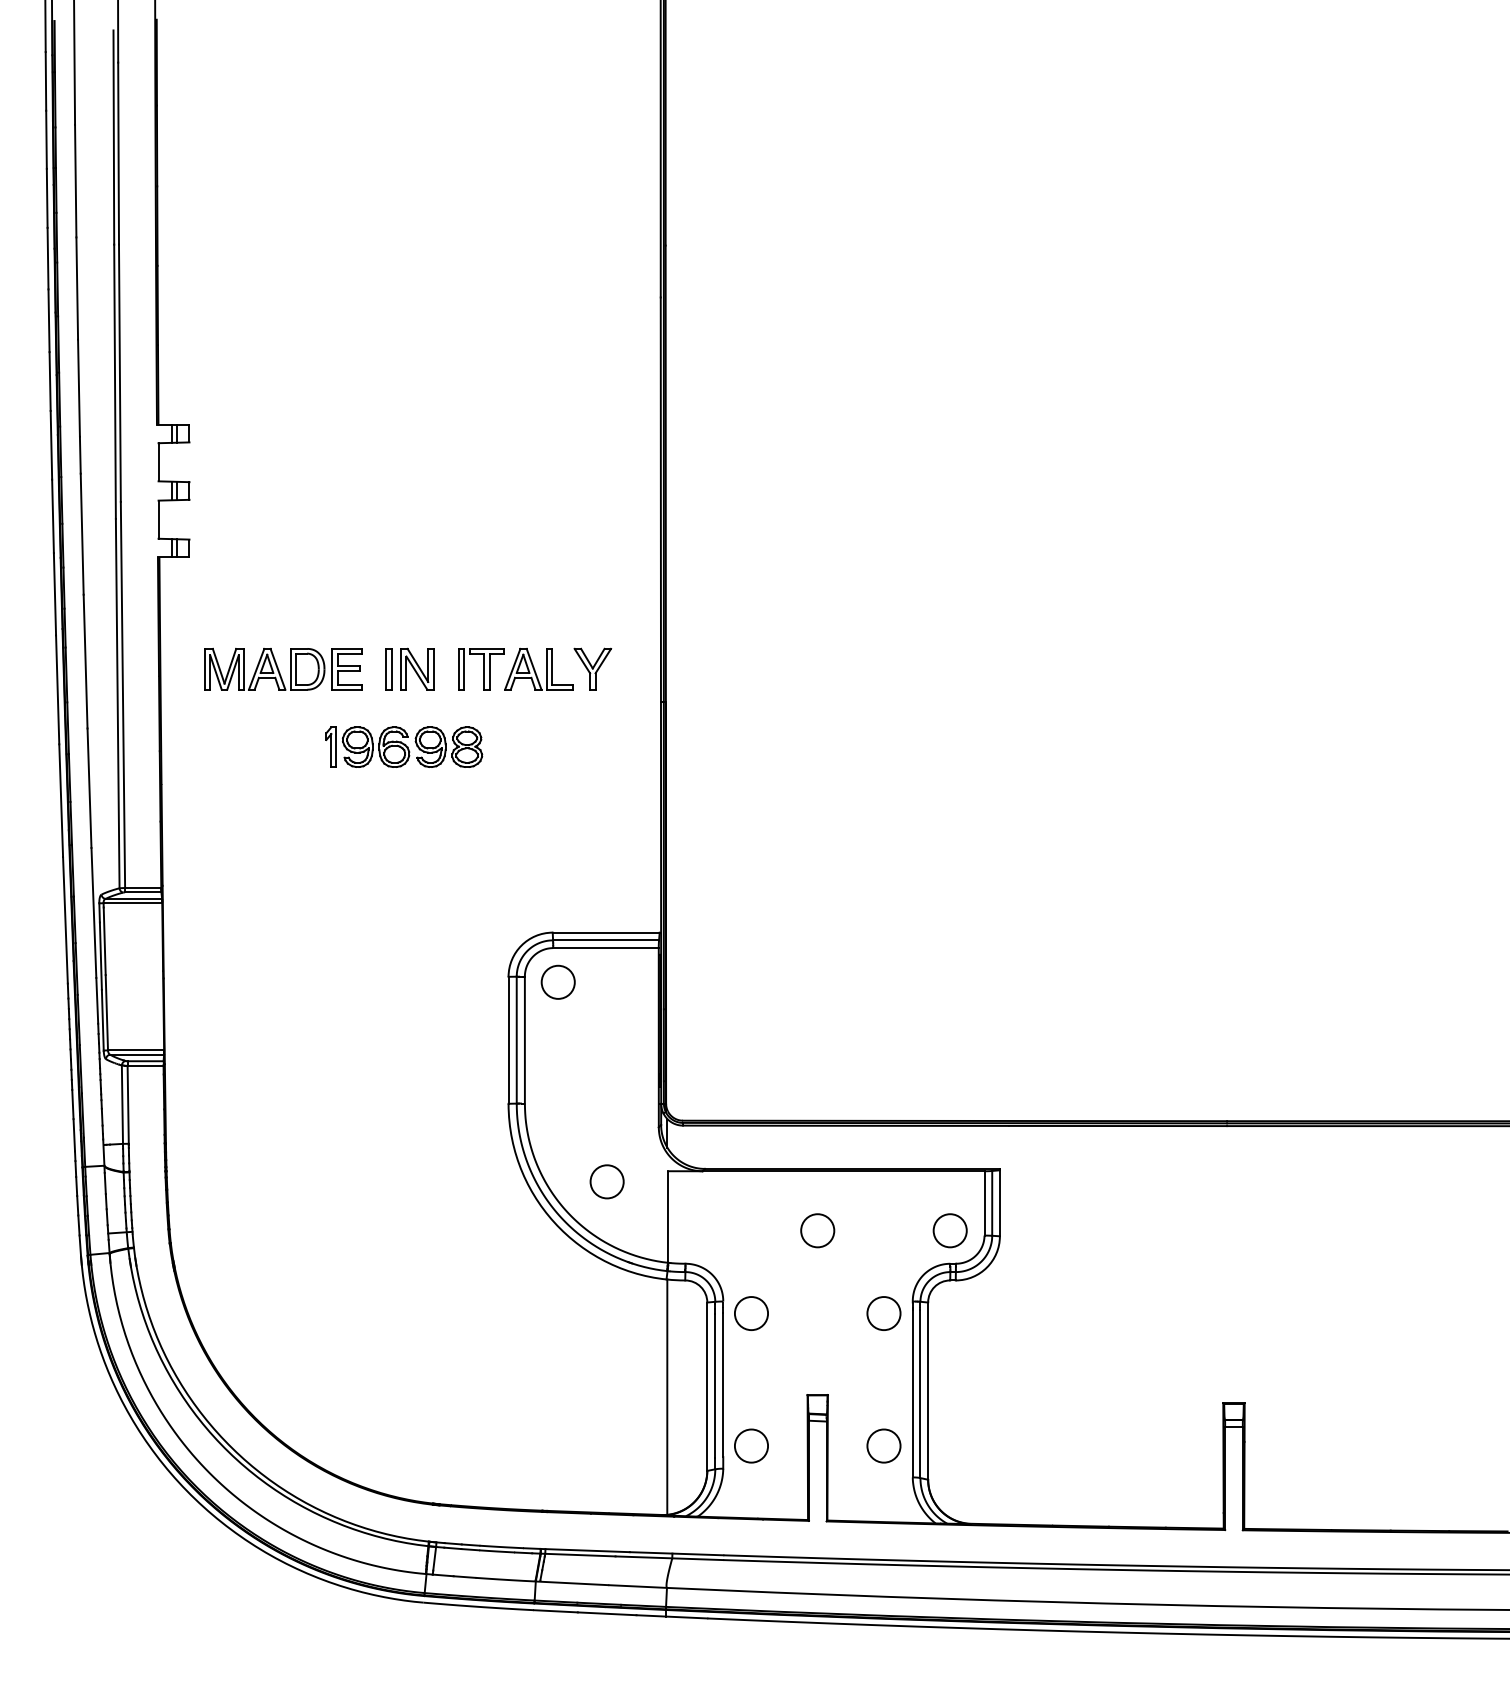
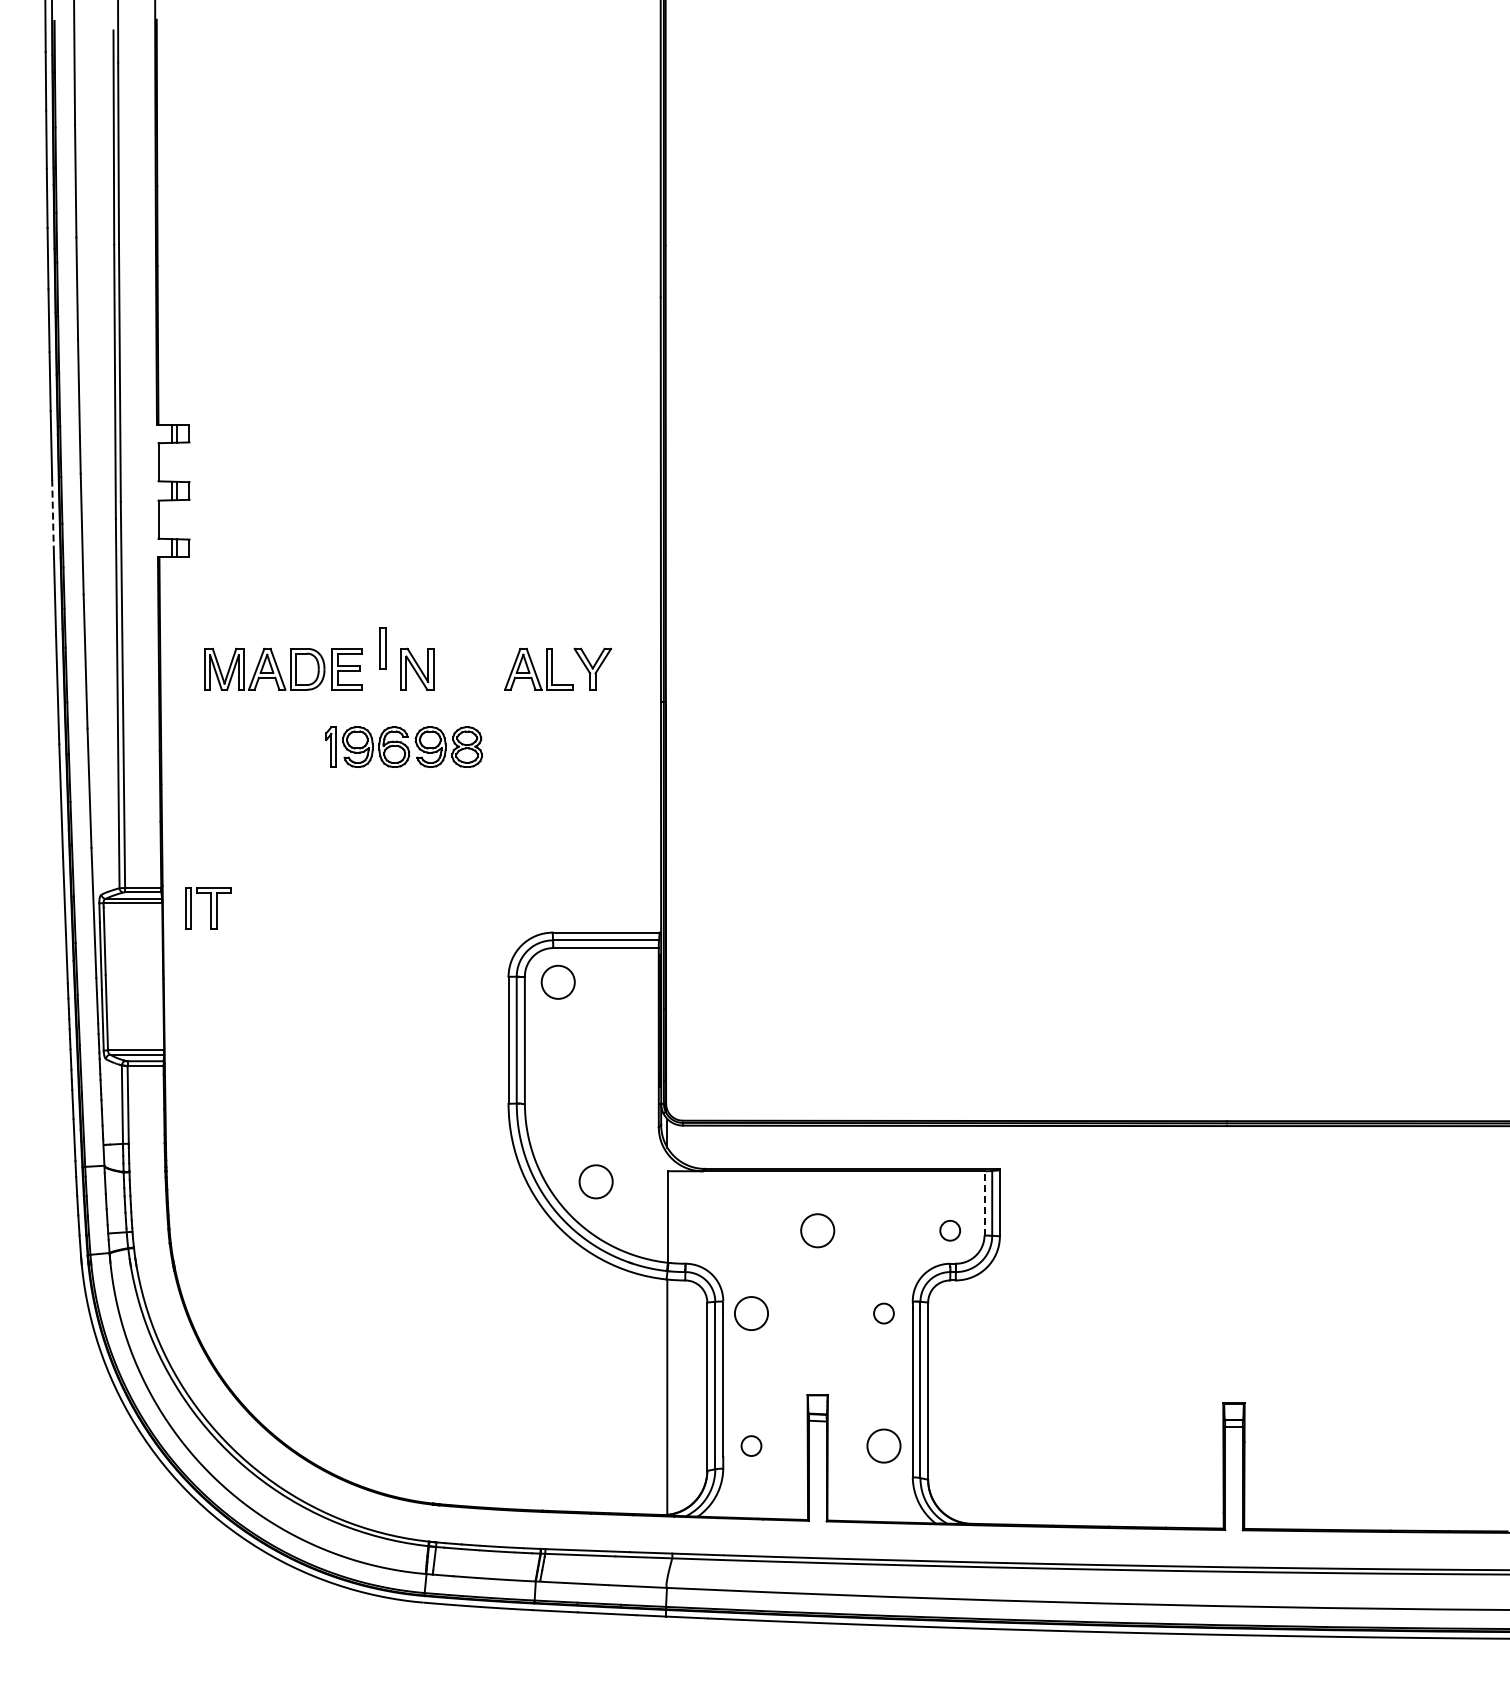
line: solid -> dashed (53, 516)
part position: (388, 669) -> (382, 648) (382, 648)
part position: (481, 669) -> (208, 908) (208, 908)
circle position: (606, 1181) -> (595, 1181) (595, 1181)
line: solid -> dashed (984, 1202)
circle diameter: 33 px -> 20 px (950, 1230)
circle diameter: 33 px -> 20 px (883, 1313)
circle diameter: 33 px -> 20 px (751, 1446)
